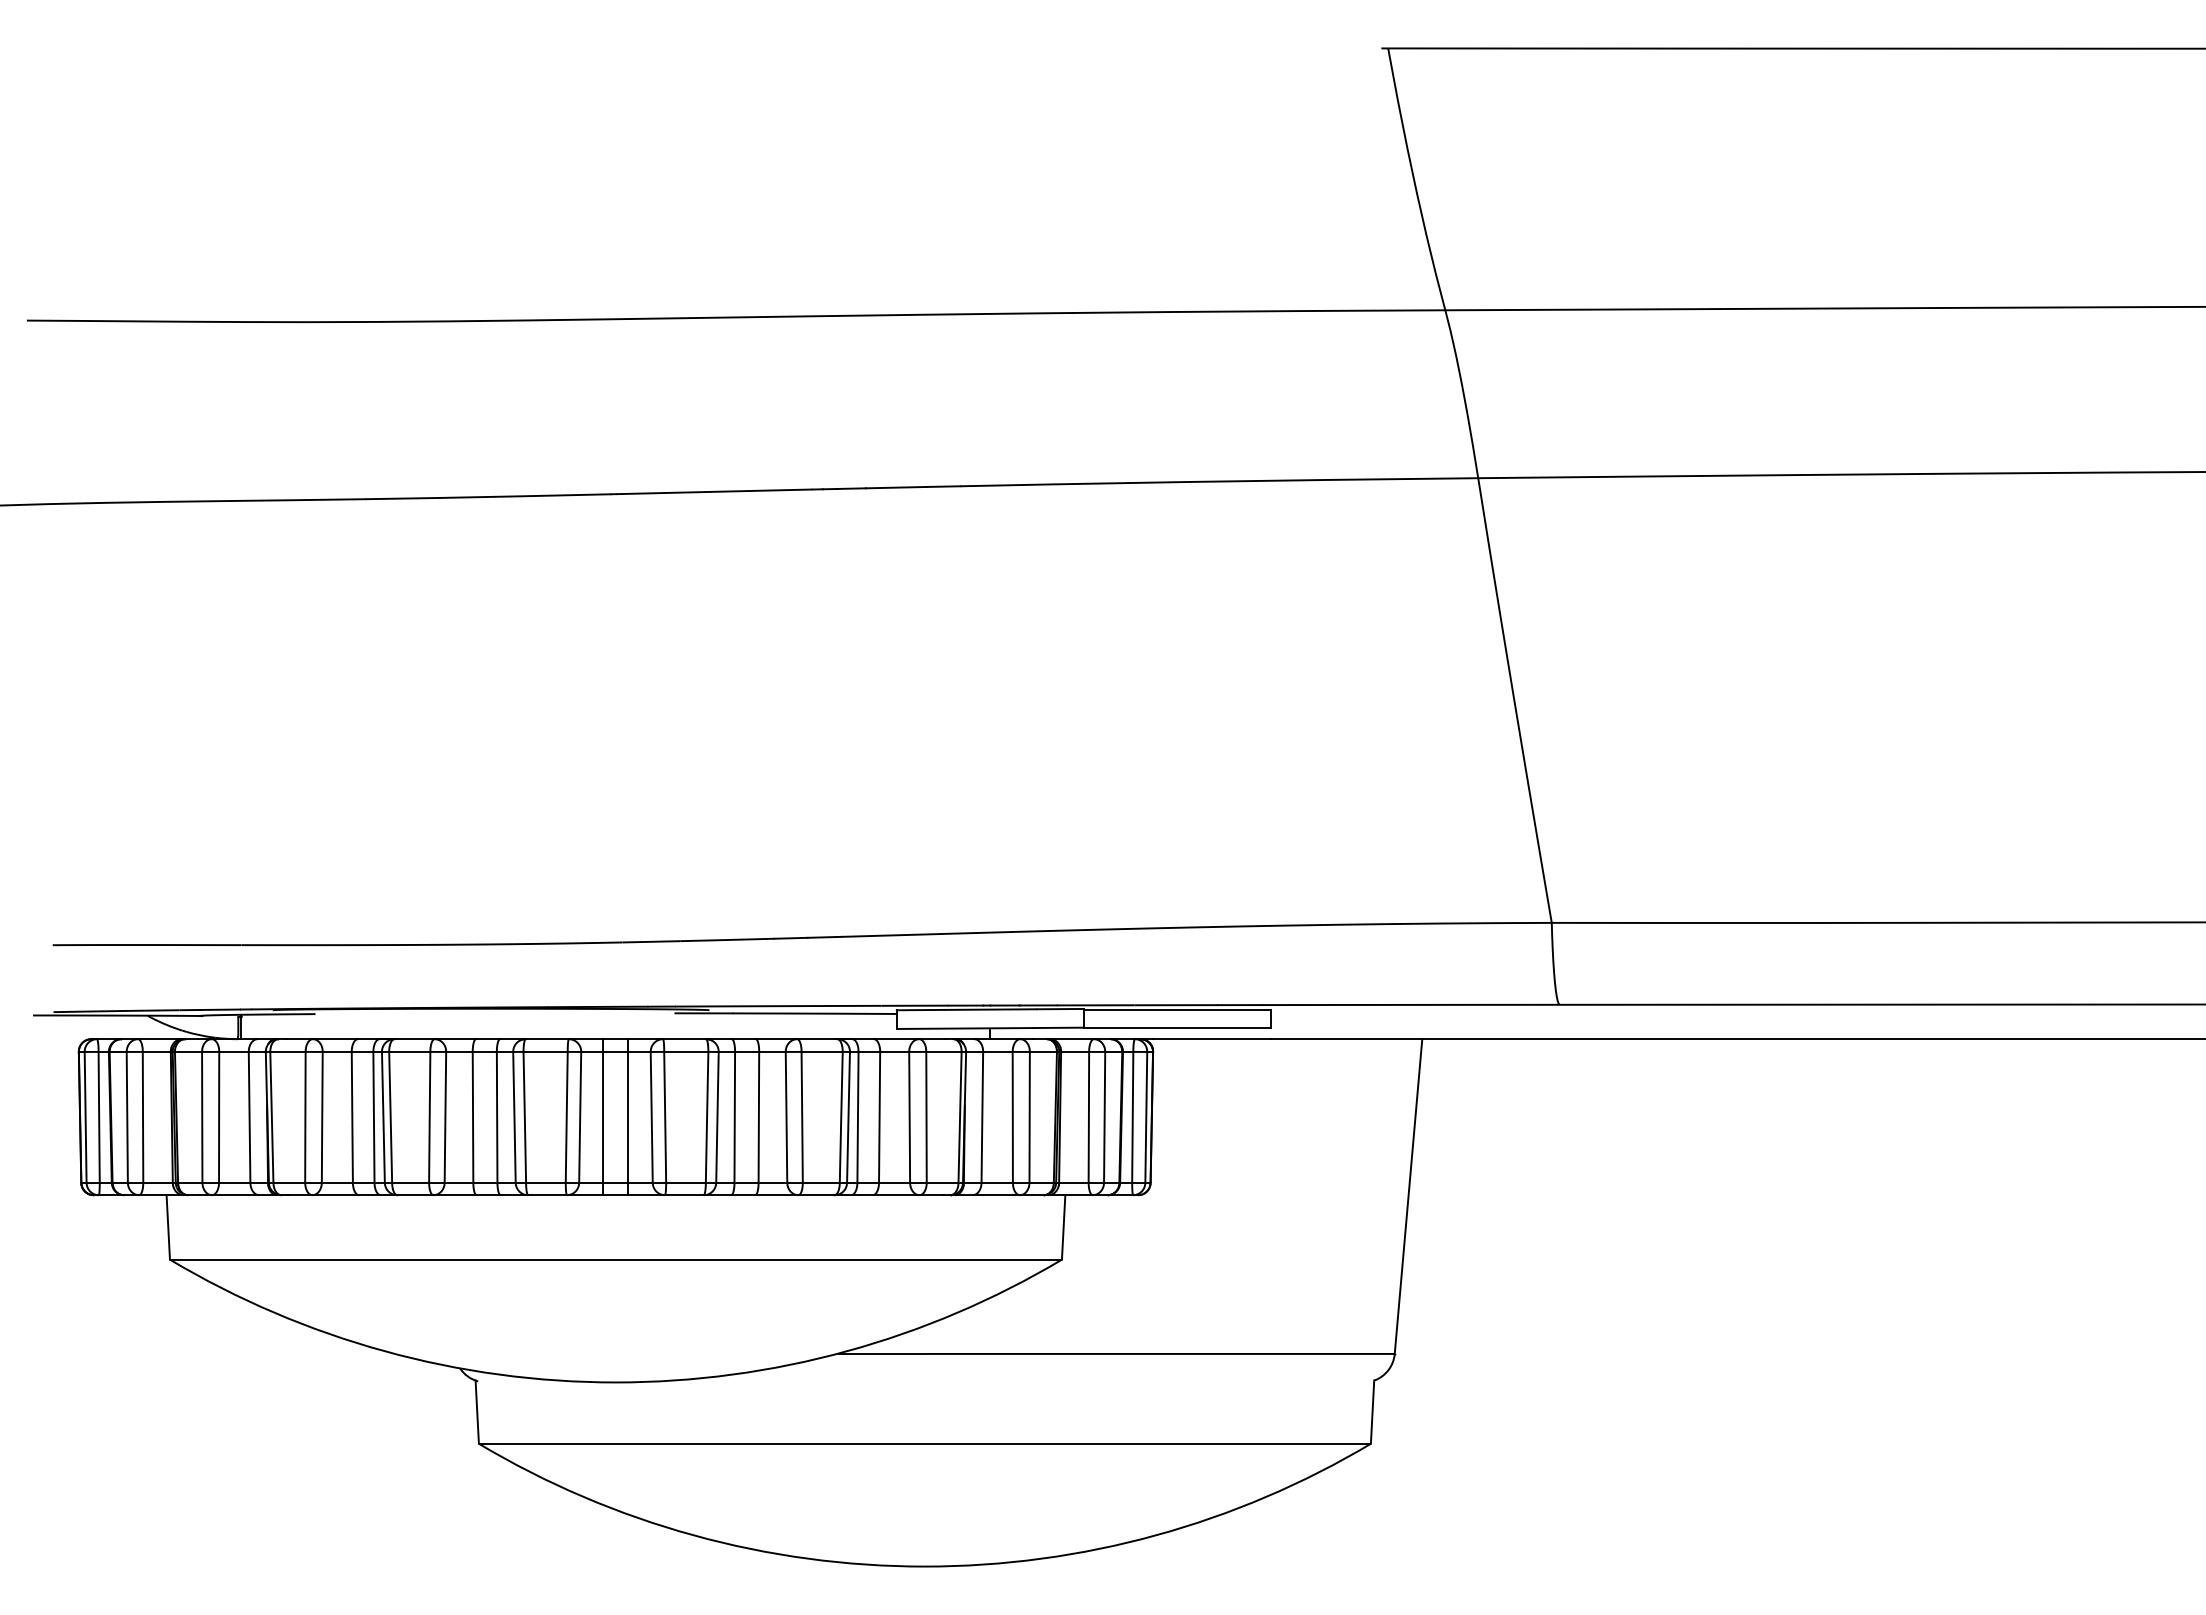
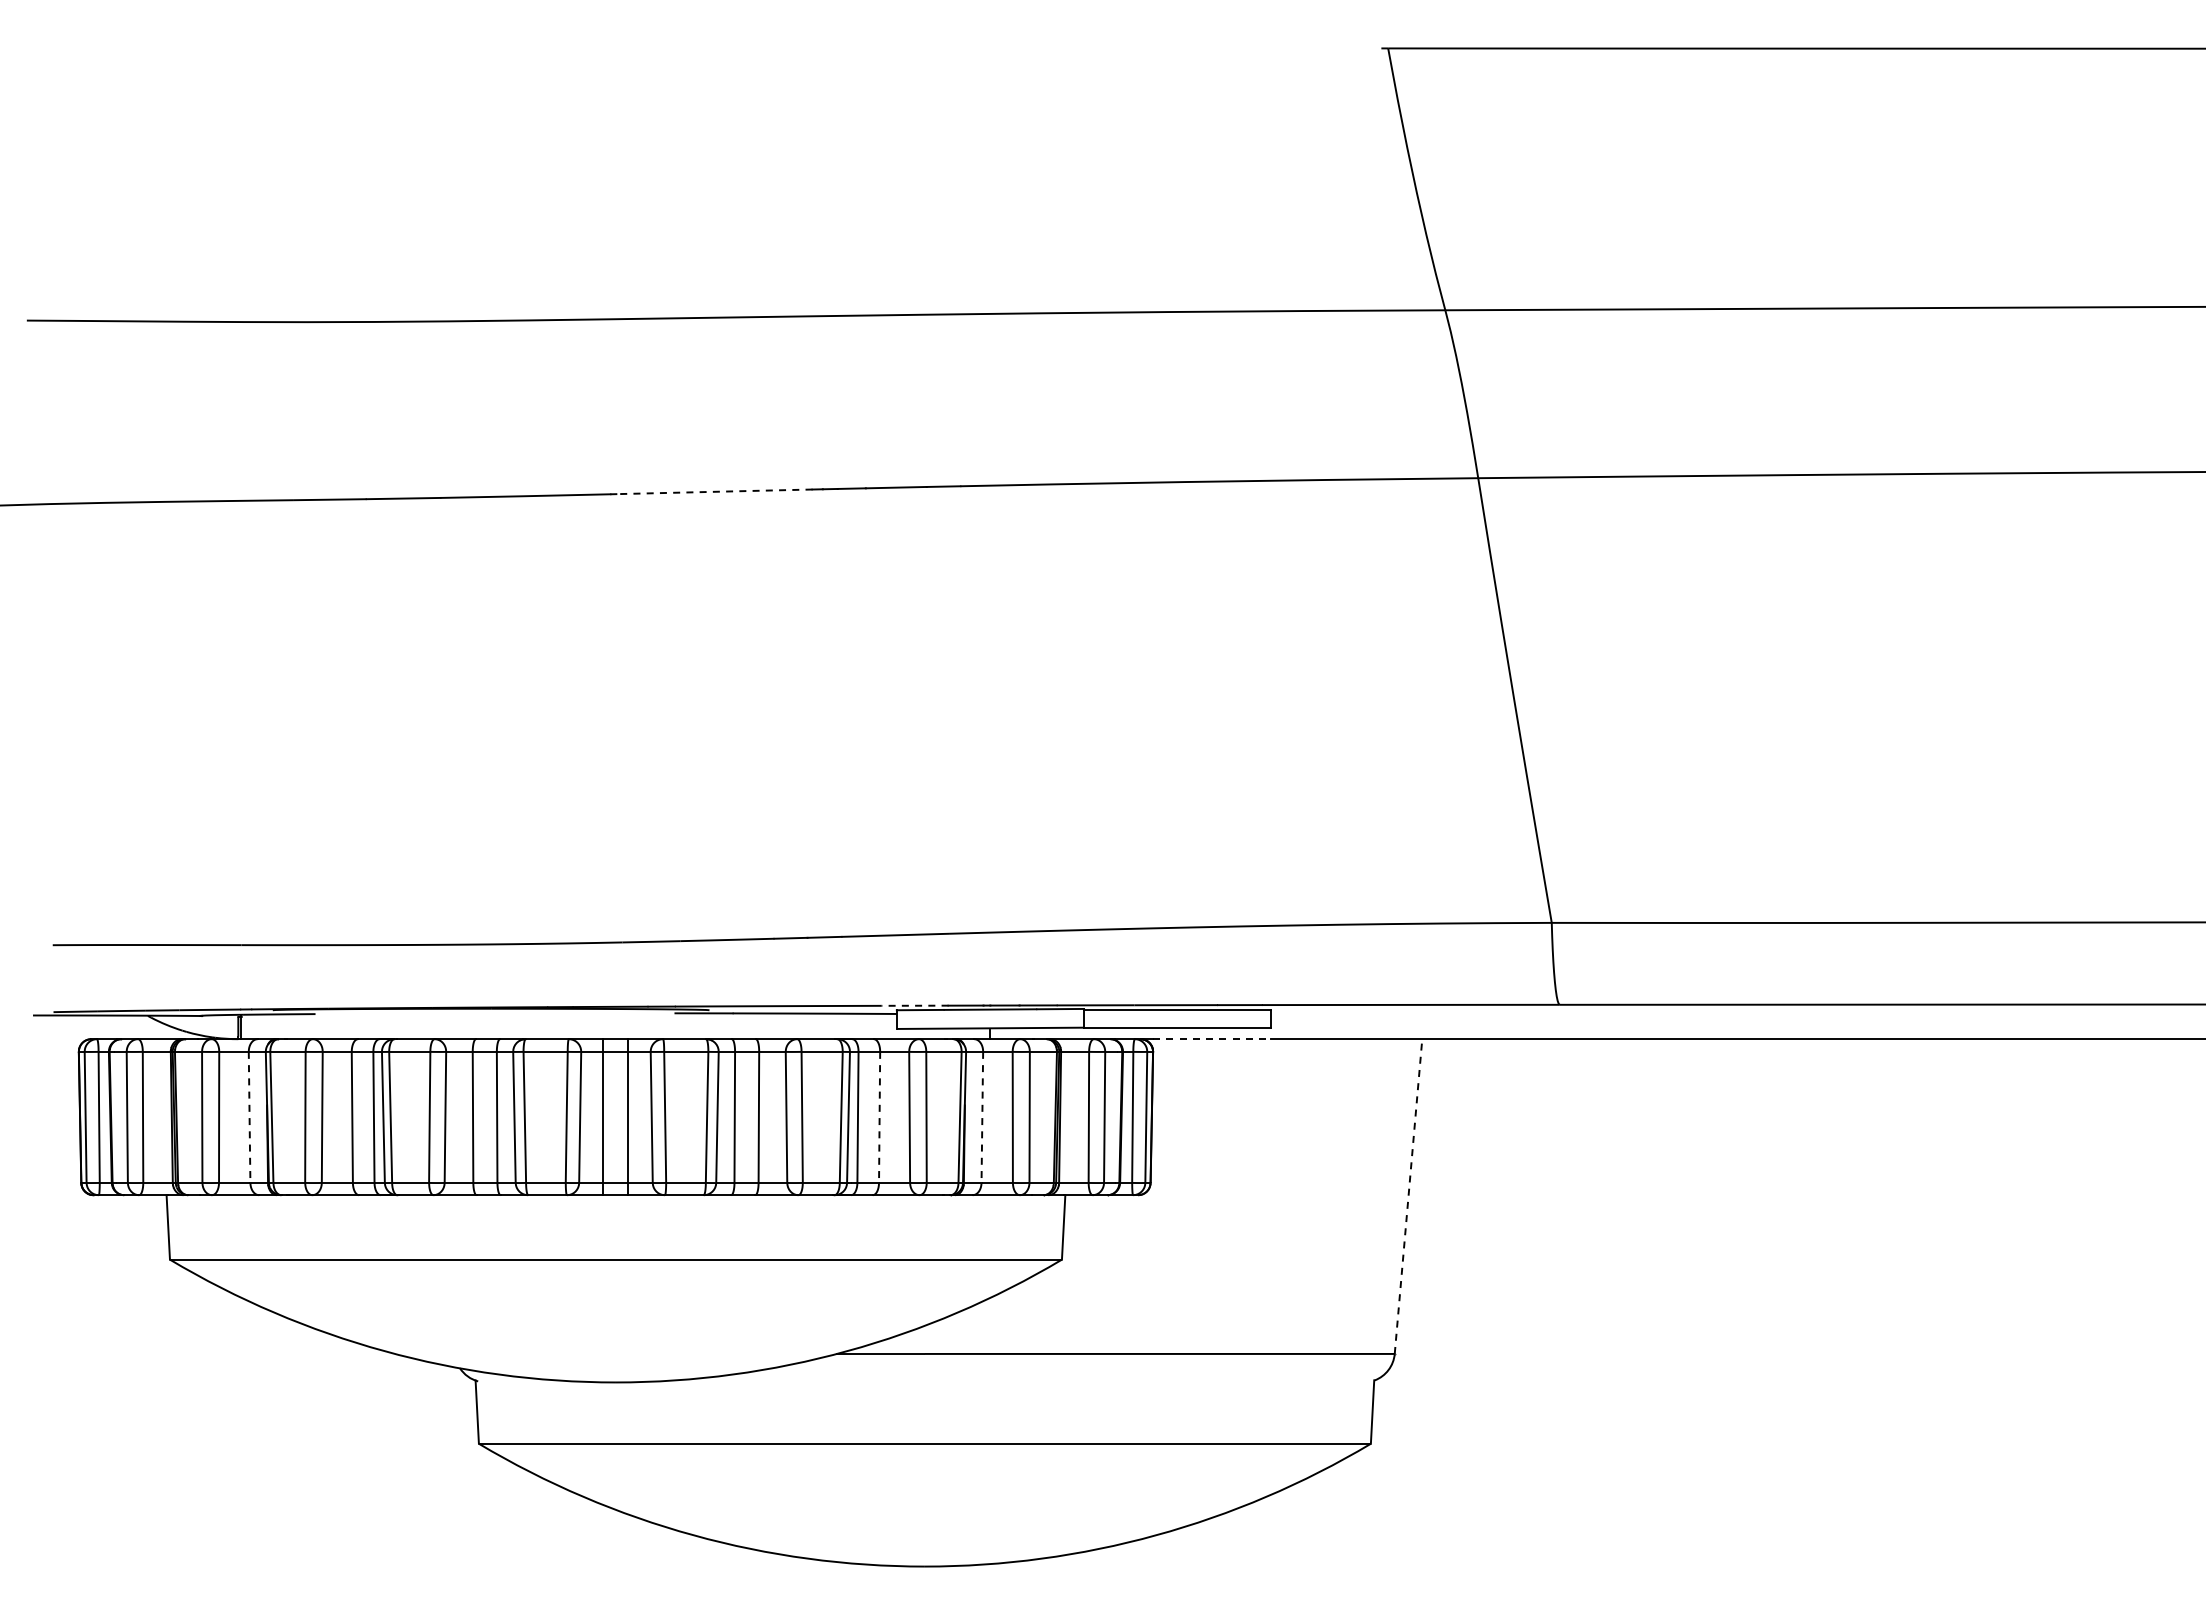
line: solid -> dashed (713, 491)
line: solid -> dashed (914, 1005)
line: solid -> dashed (1212, 1039)
line: solid -> dashed (249, 1117)
line: solid -> dashed (879, 1117)
line: solid -> dashed (982, 1117)
line: solid -> dashed (1408, 1196)
